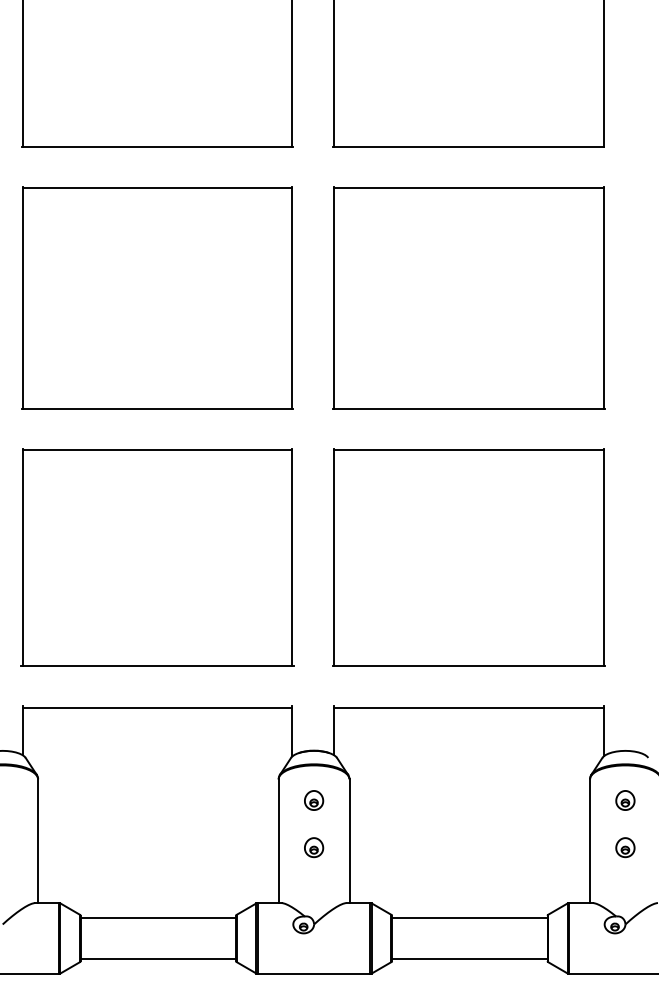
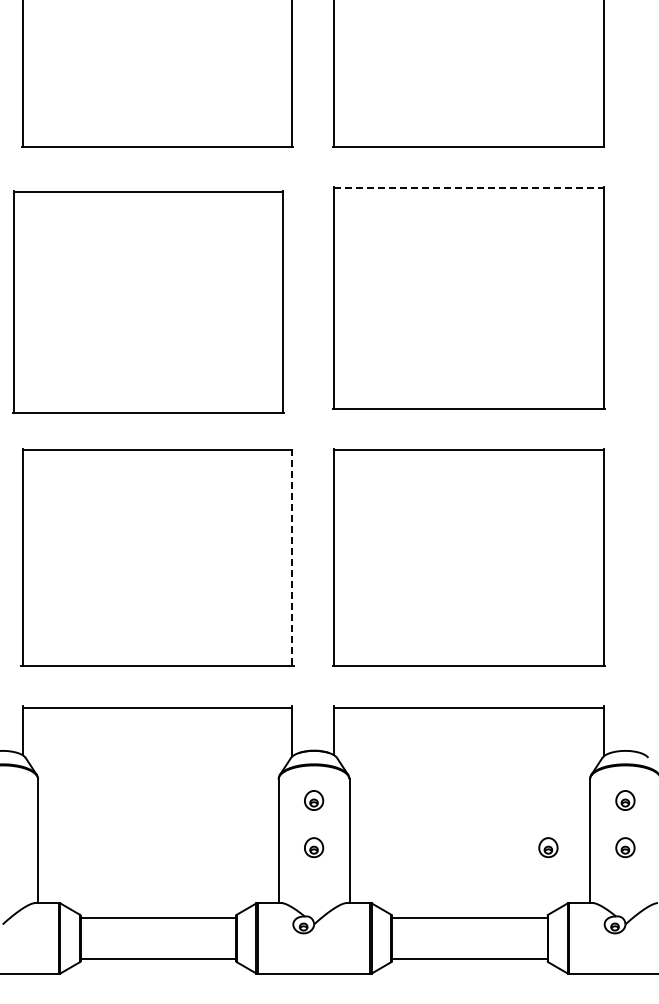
line: solid -> dashed (468, 188)
part position: (157, 297) -> (148, 301) (148, 301)
line: solid -> dashed (292, 558)
part: none -> present (548, 847)
